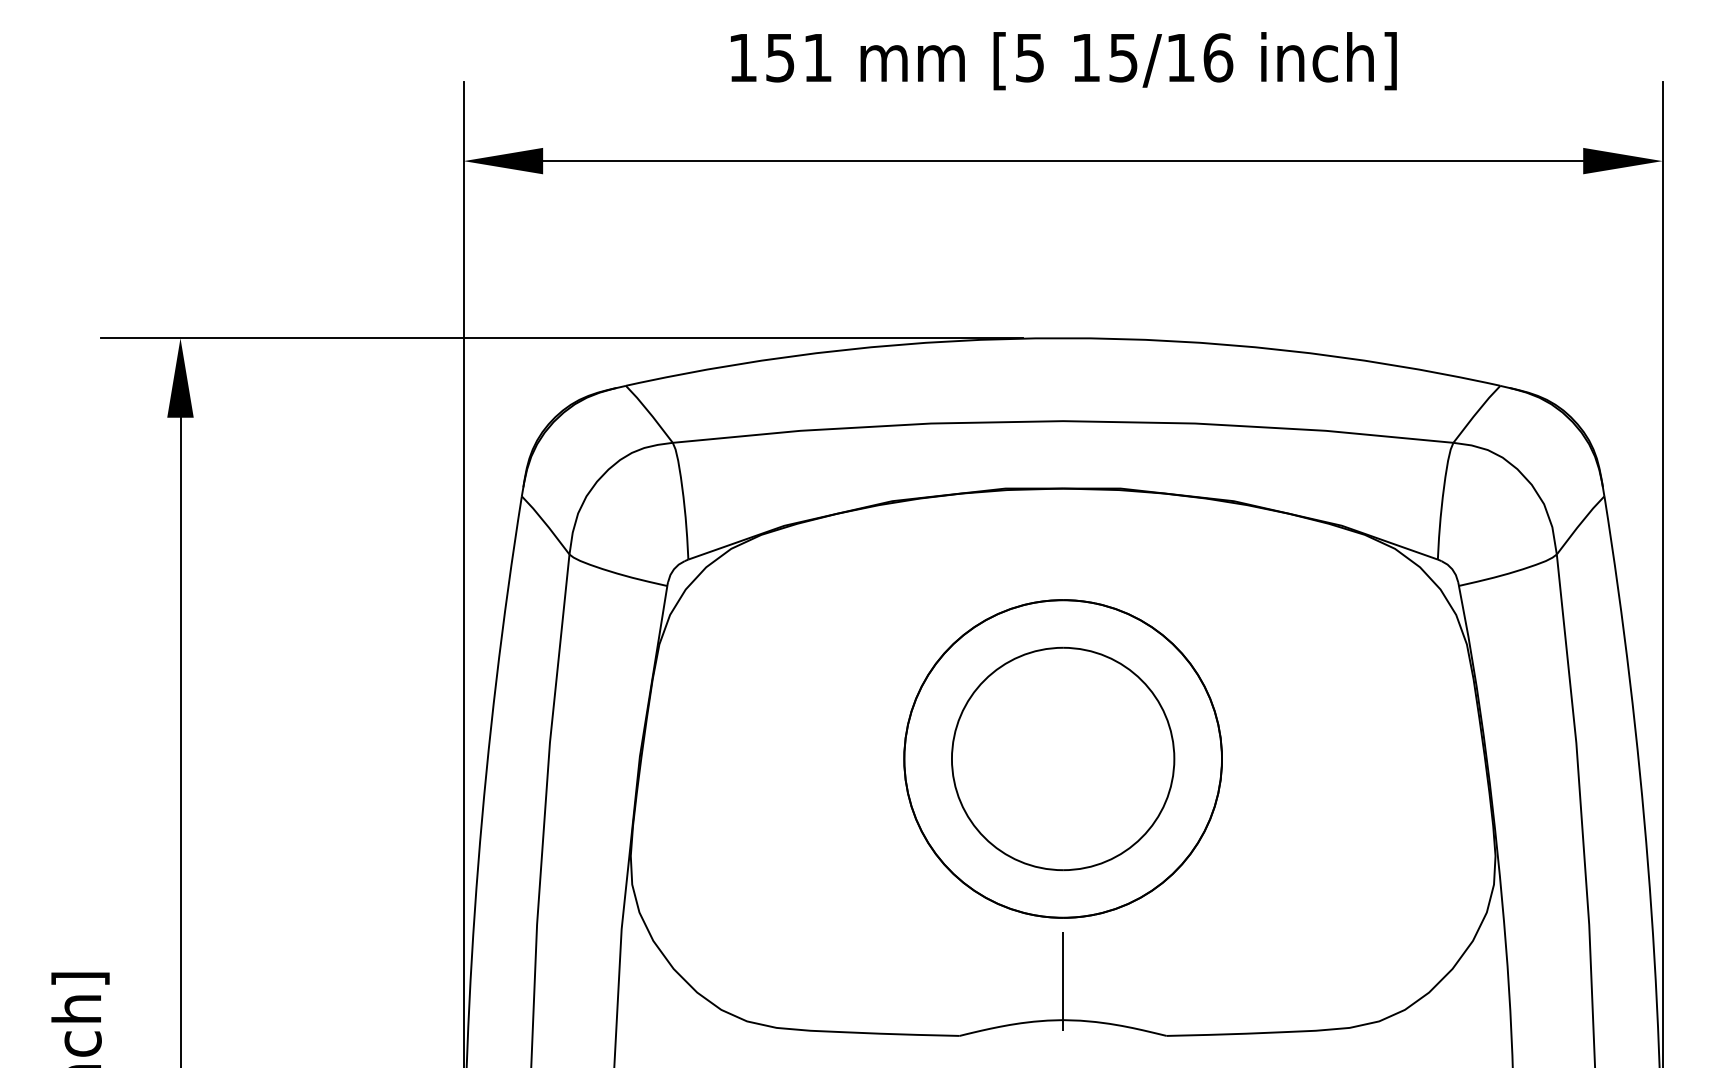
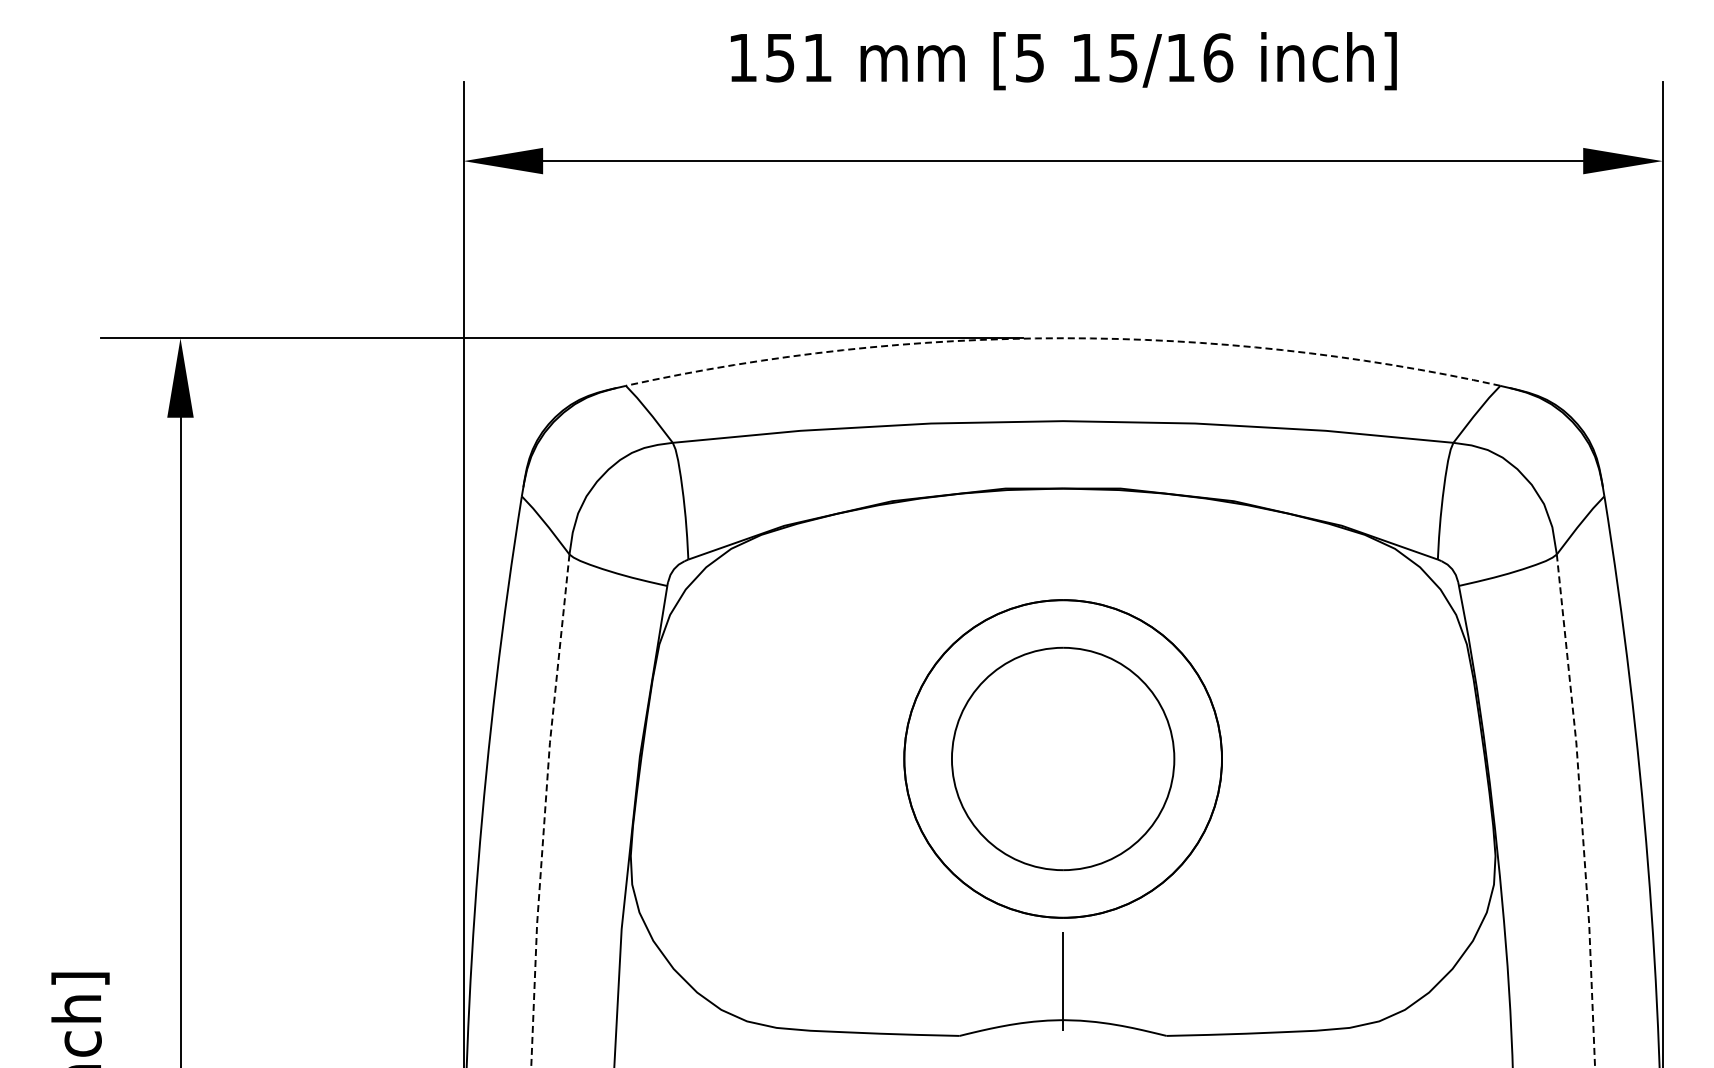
arc: solid -> dashed (1063, 338)
line: solid -> dashed (1581, 810)
line: solid -> dashed (545, 811)
